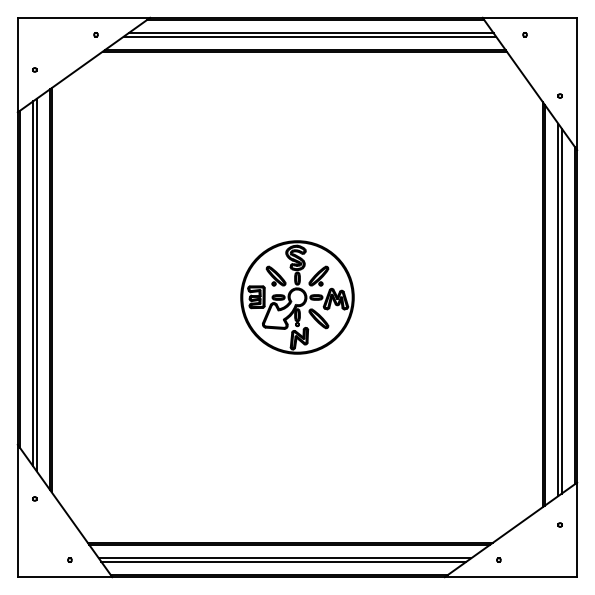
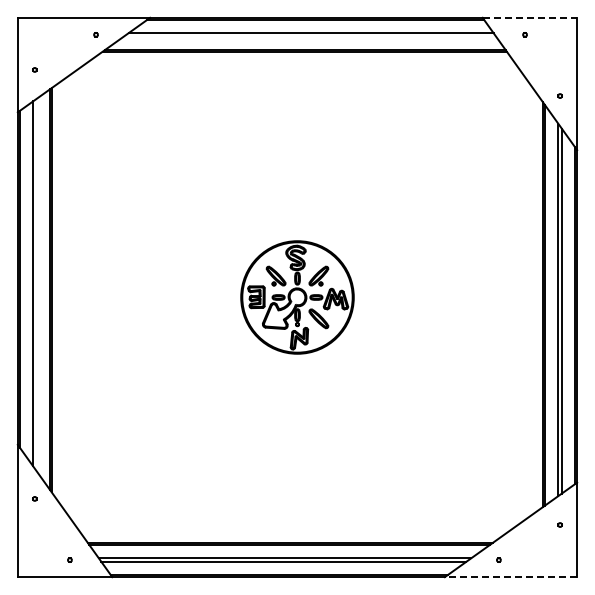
line: solid -> dashed (530, 17)
line: present -> none (309, 36)
line: present -> none (36, 284)
line: solid -> dashed (510, 577)
